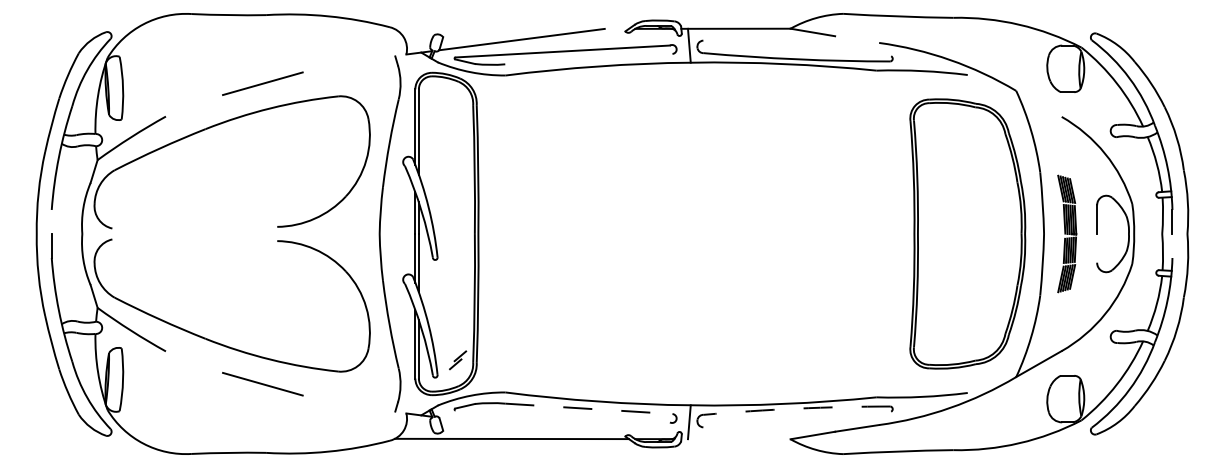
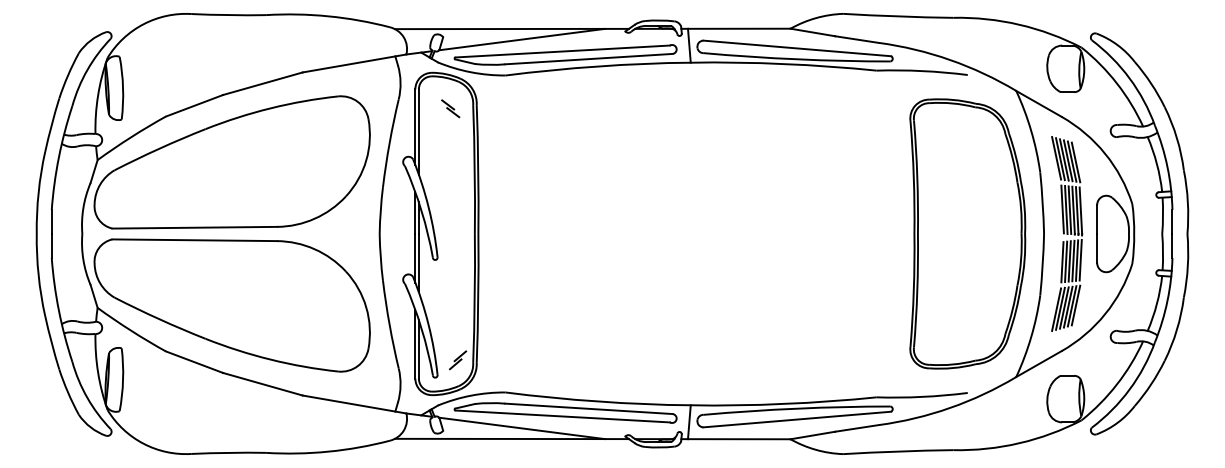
line: none -> present (511, 28)
line: none -> present (857, 39)
line: none -> present (797, 48)
line: none -> present (588, 58)
line: none -> present (354, 63)
line: none -> present (1038, 103)
line: none -> present (194, 105)
part: none -> present (450, 108)
line: none -> present (51, 221)
line: none -> present (194, 227)
part size: 21x120 px -> 33x196 px (1067, 233)
line: none -> present (194, 240)
line: none -> present (1172, 245)
line: none -> present (1097, 247)
line: none -> present (194, 361)
line: none -> present (354, 404)
line: dashed -> solid (588, 408)
arc: dashed -> solid (797, 408)
line: none -> present (562, 416)
line: none -> present (797, 419)
line: none -> present (521, 428)
line: none -> present (735, 439)
